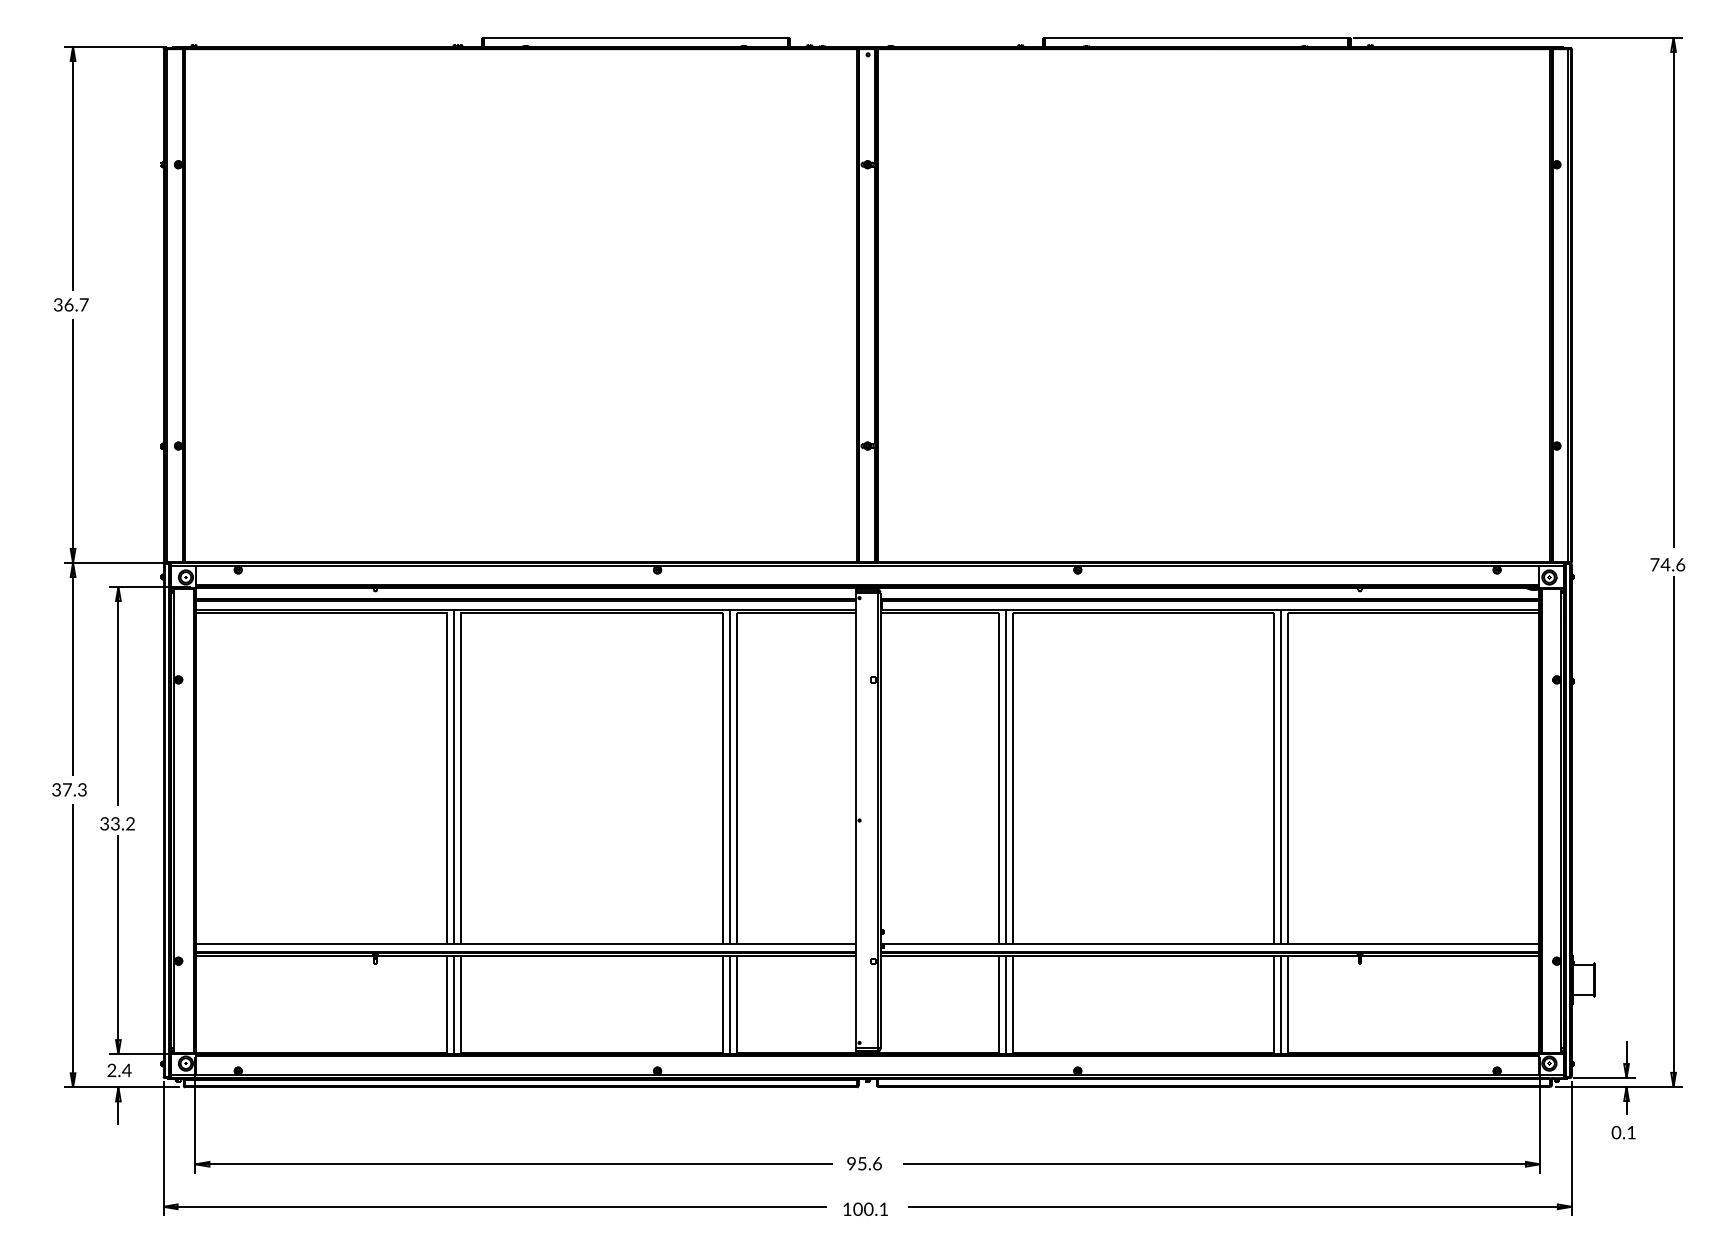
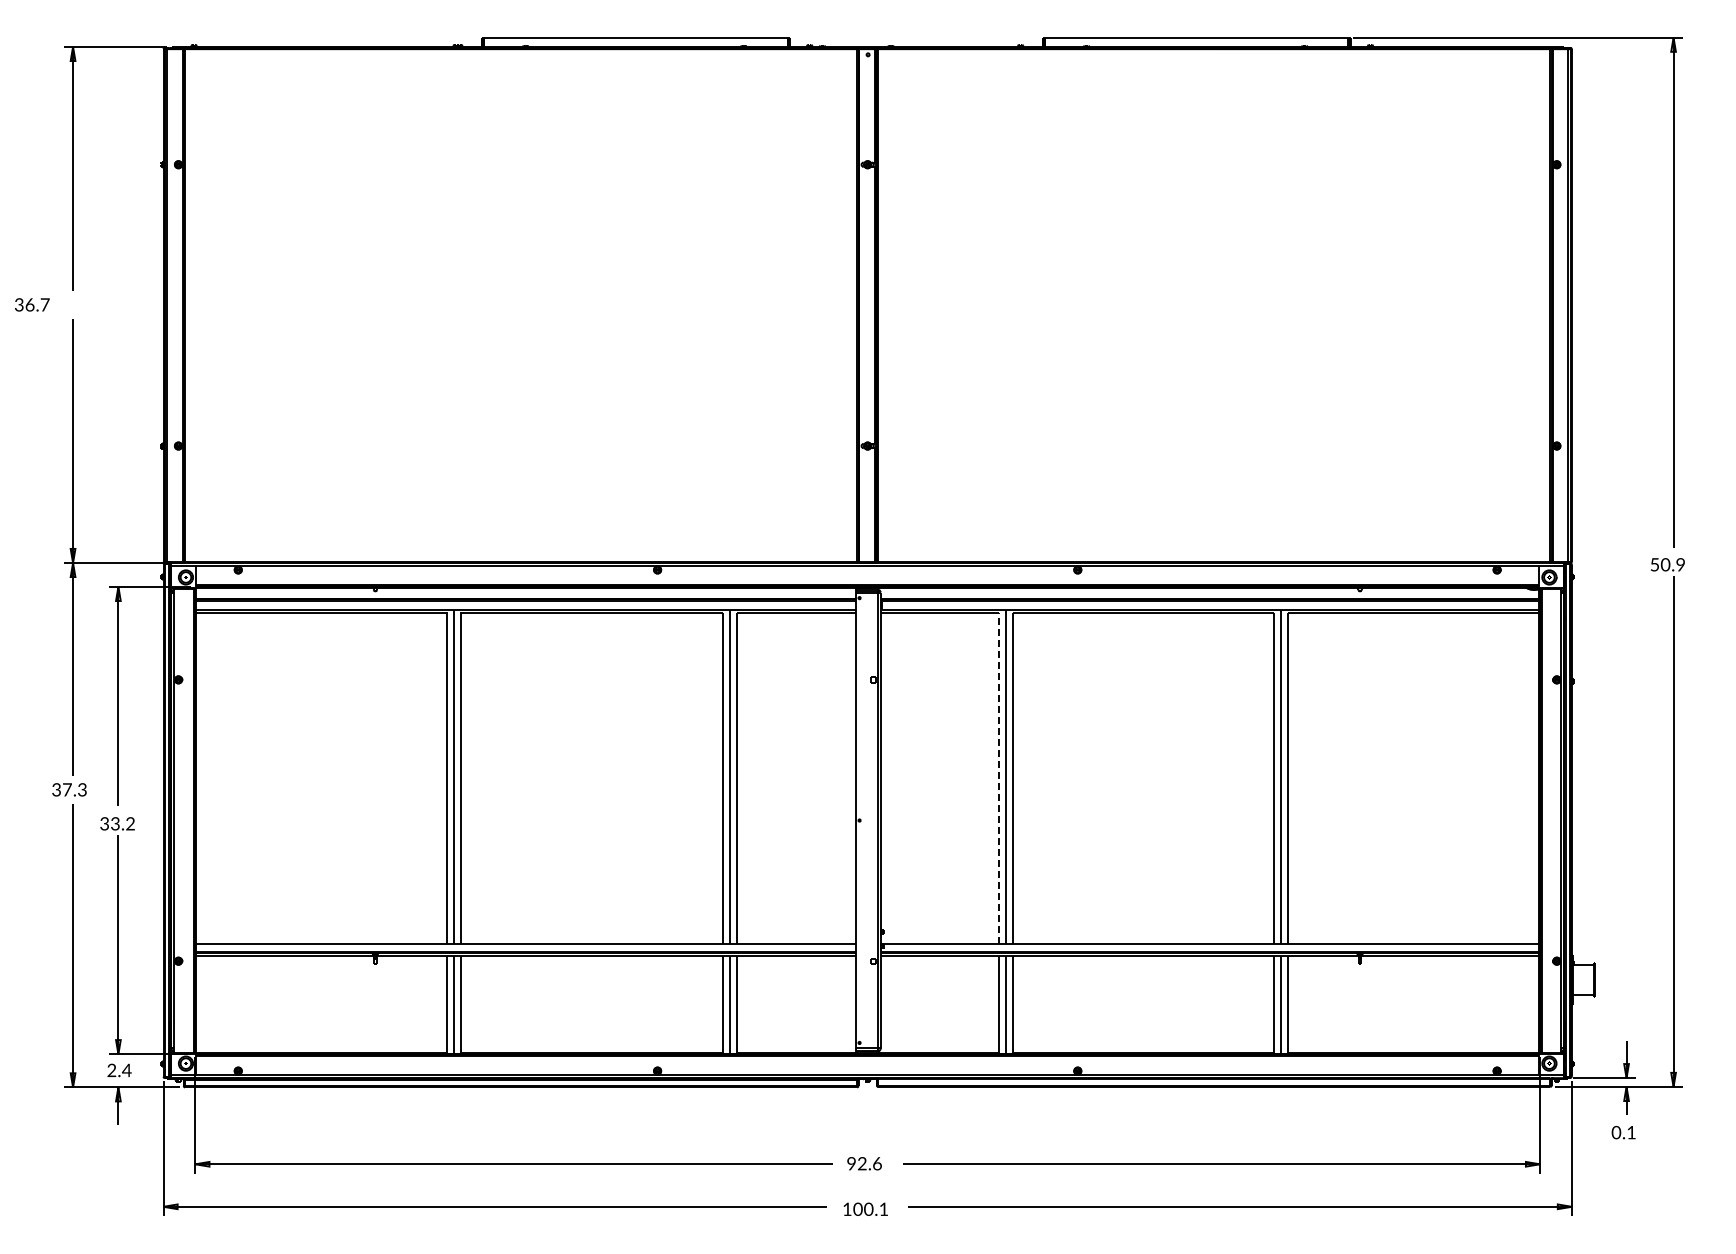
text position: (71, 304) -> (32, 304) (32, 304)
text: 74.6 -> 50.9 (1667, 564)
line: solid -> dashed (998, 778)
text: 95.6 -> 92.6 (862, 1163)
